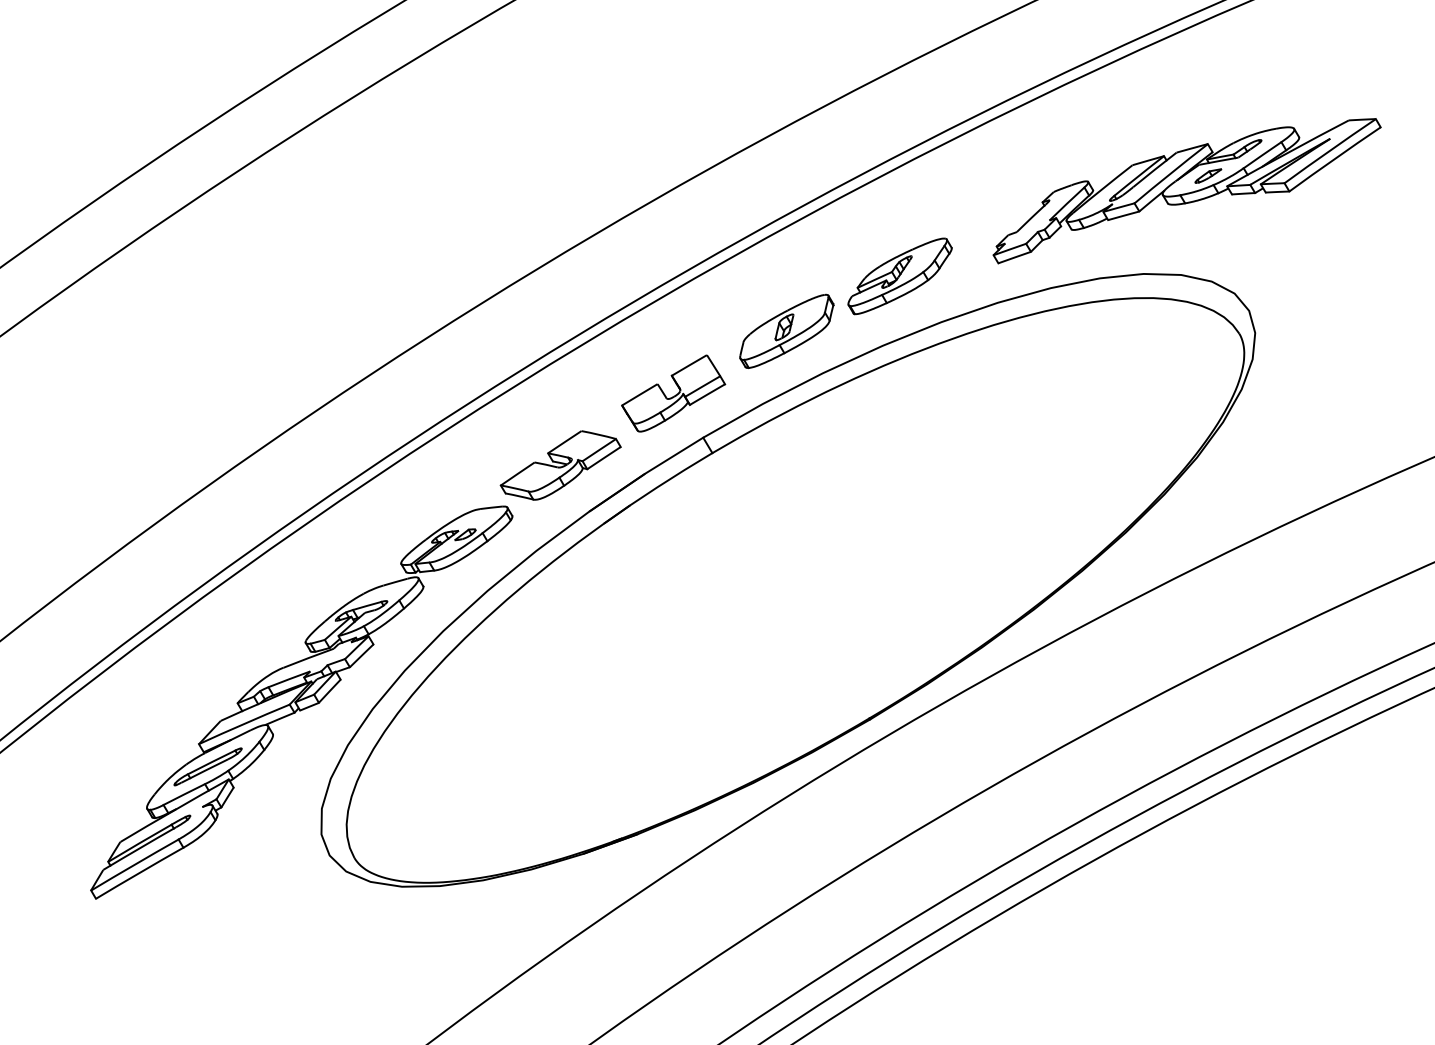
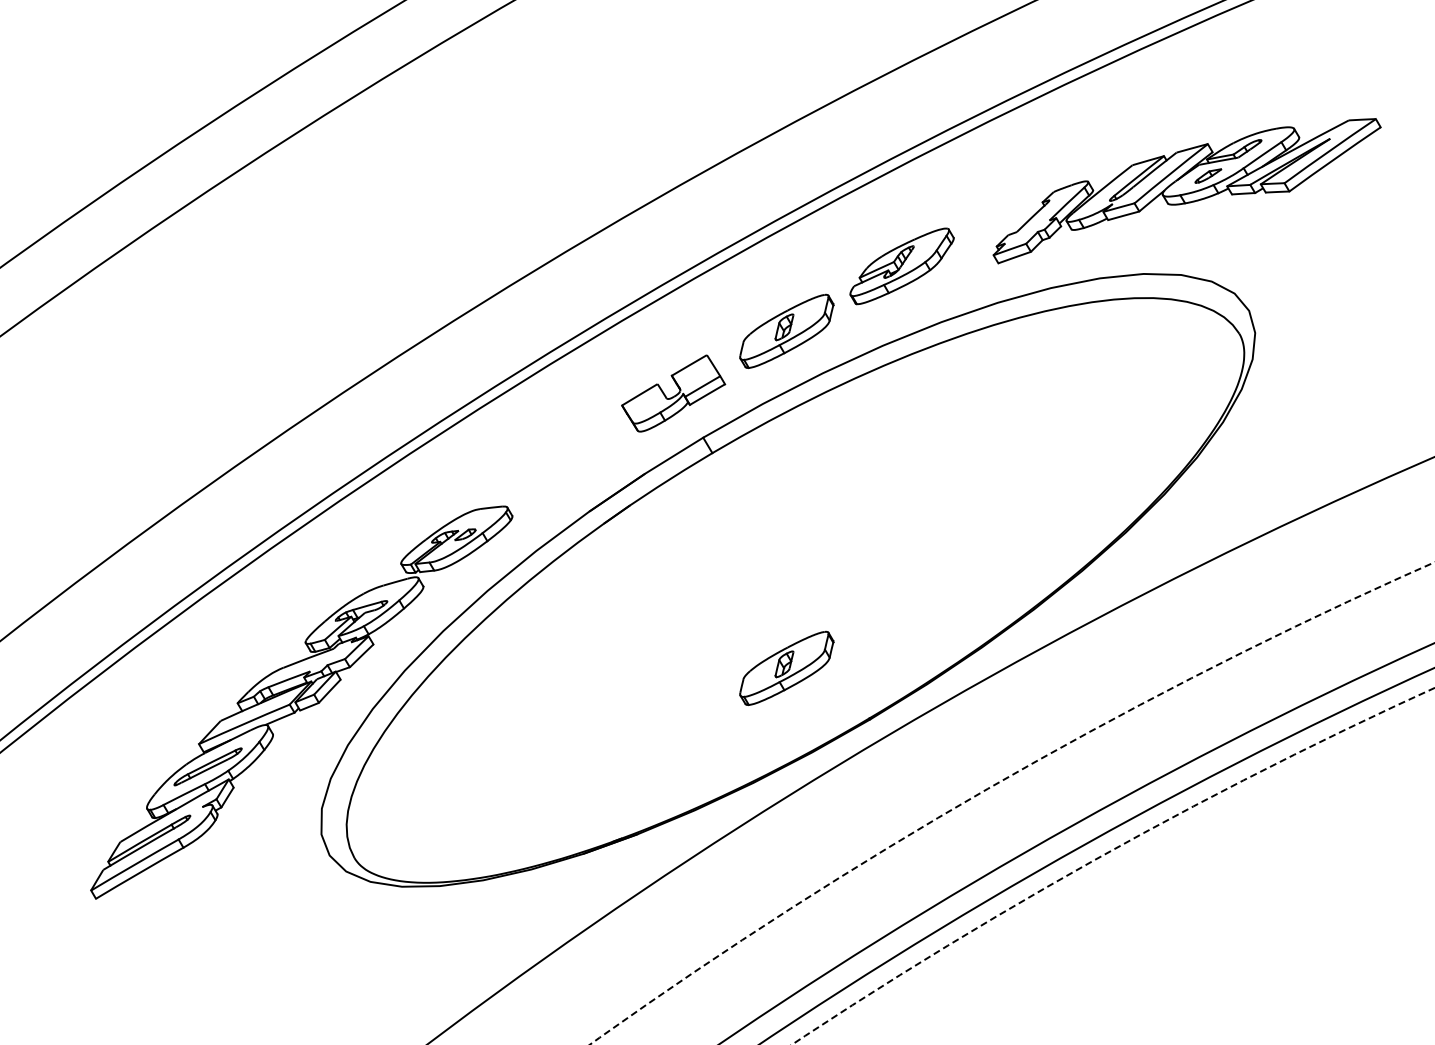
part position: (899, 276) -> (901, 266) (901, 266)
part: present -> none (560, 465)
part: none -> present (786, 667)
circle: solid -> dashed (1011, 803)
circle: solid -> dashed (1113, 866)
